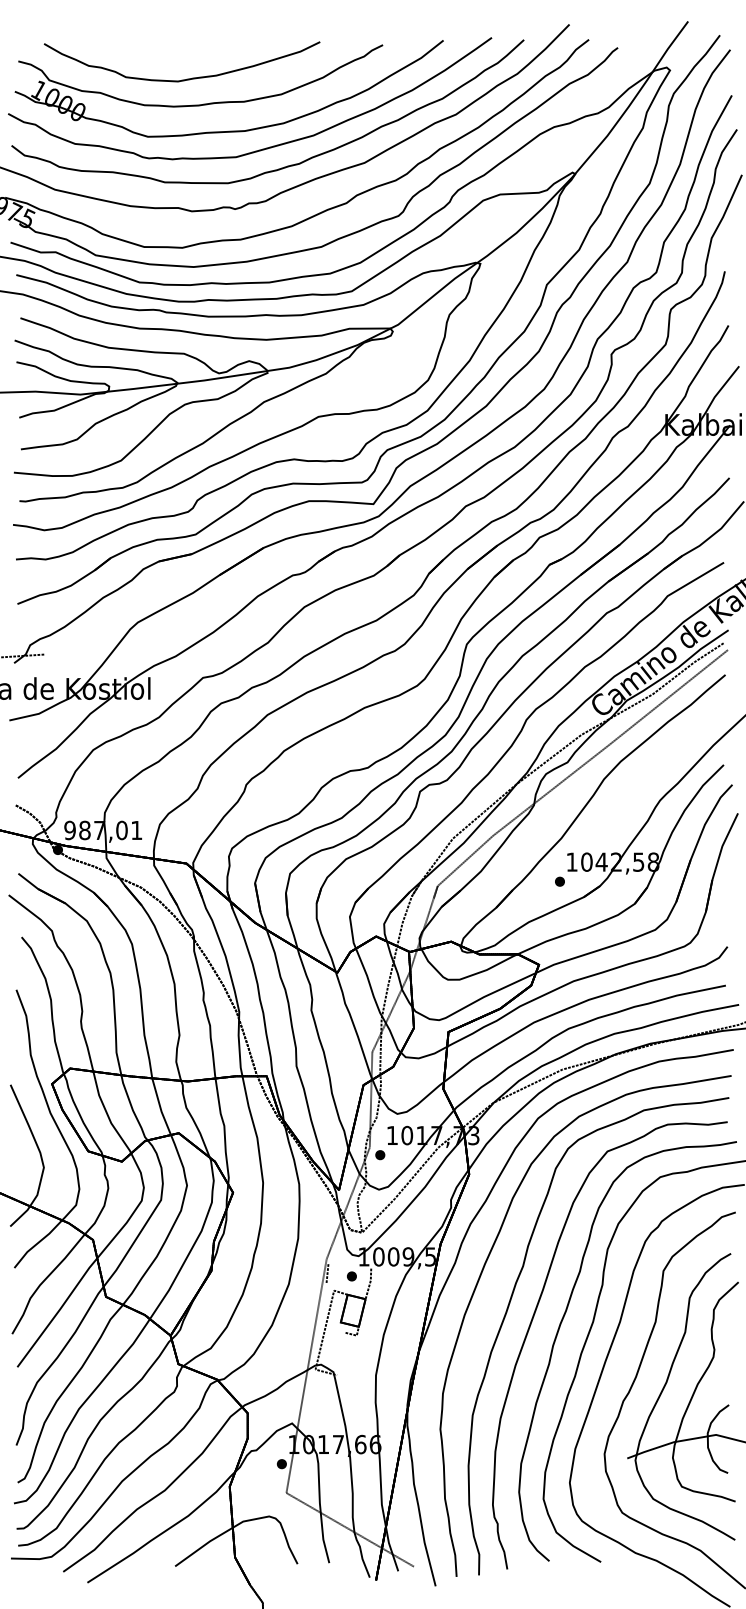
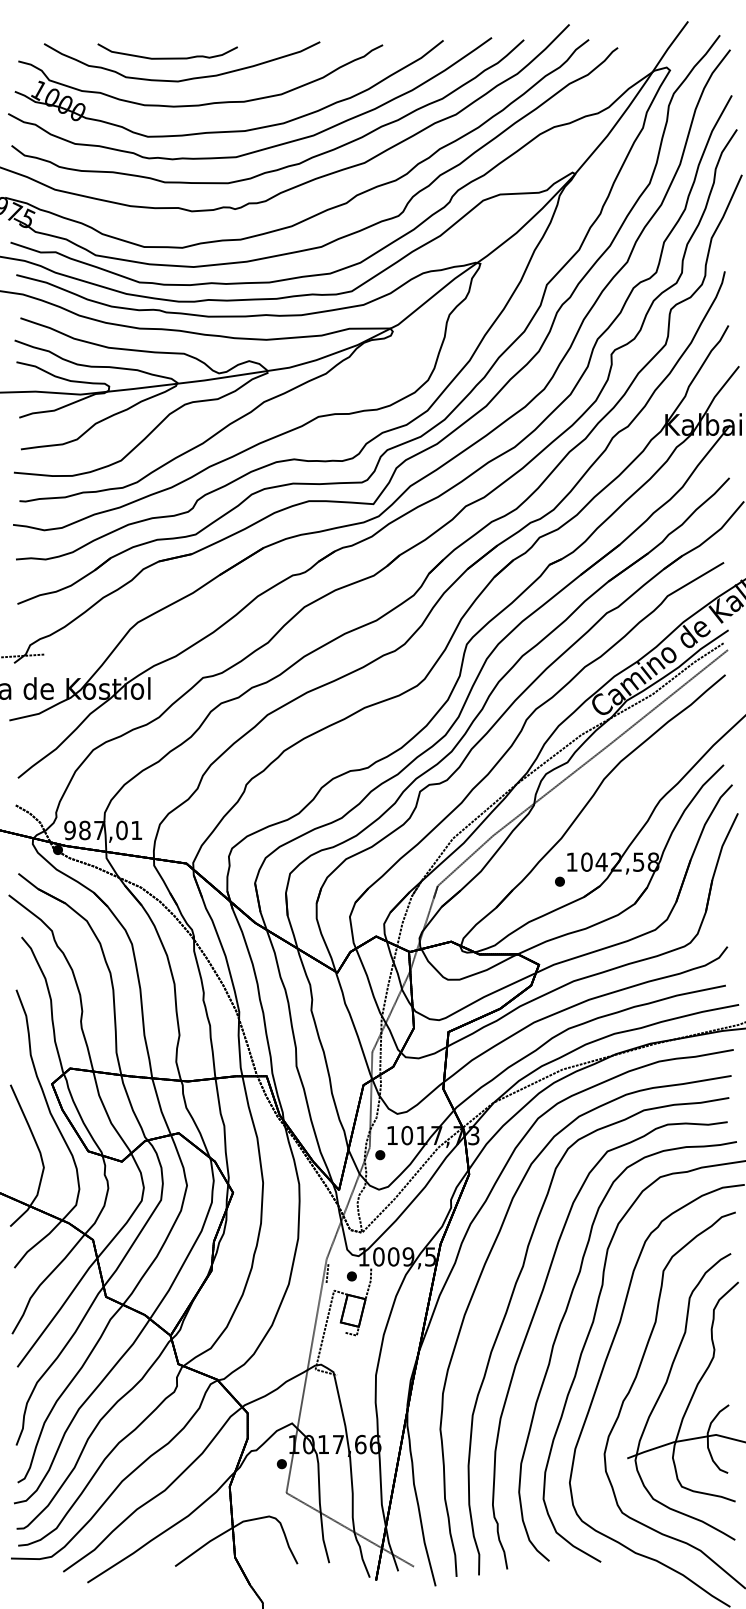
curve: none -> present (167, 57)
